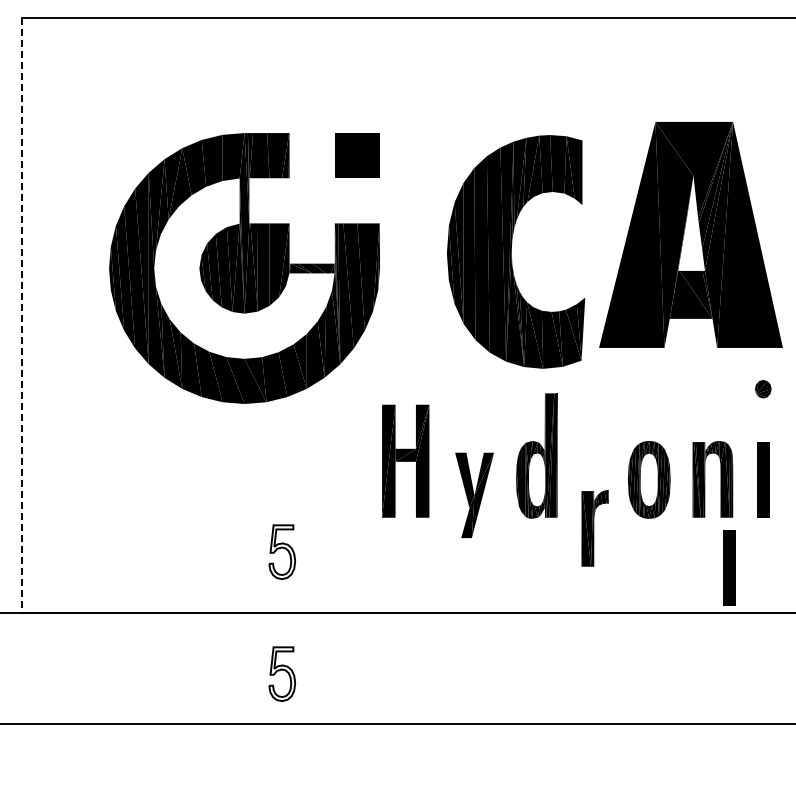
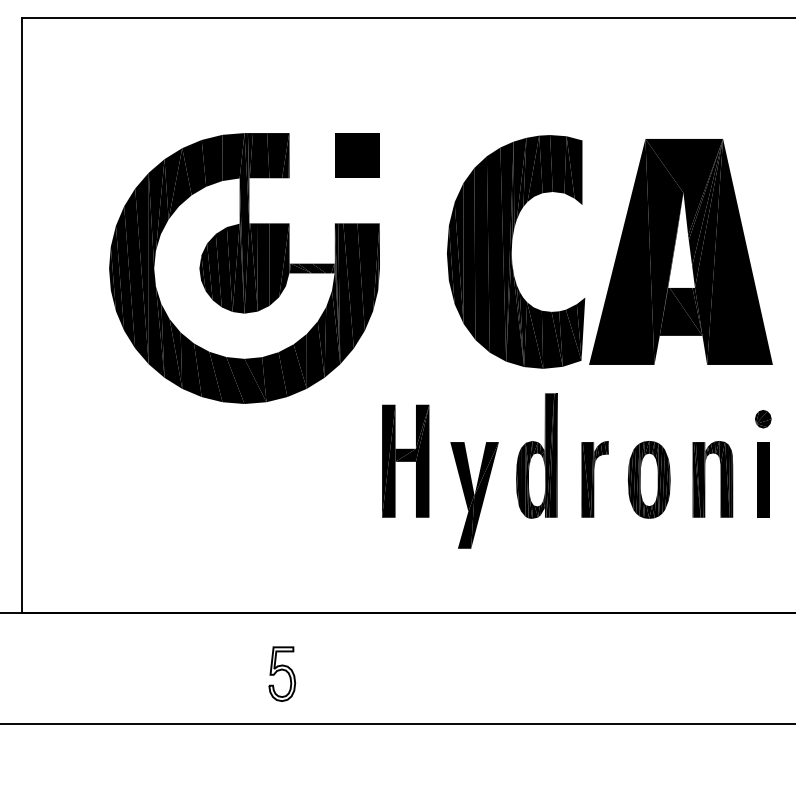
part position: (690, 234) -> (680, 251) (680, 251)
line: dashed -> solid (22, 315)
part position: (763, 389) -> (763, 419) (763, 419)
part size: 39x87 px -> 49x107 px (474, 495)
part position: (594, 528) -> (594, 479) (594, 479)
part: present -> none (282, 551)
part: present -> none (729, 567)
